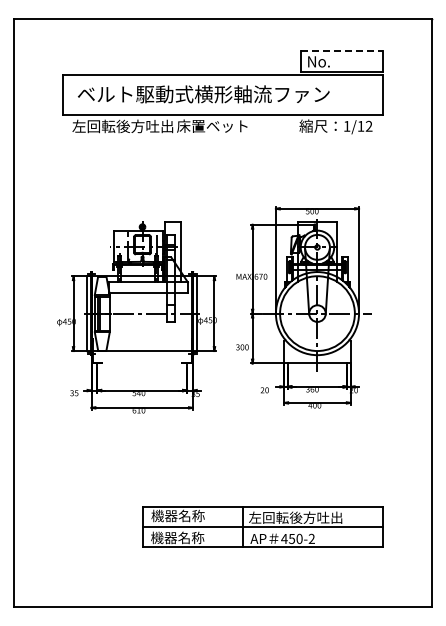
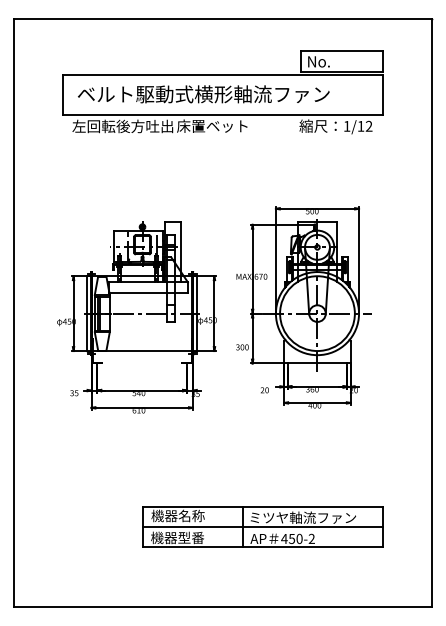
line: dashed -> solid (341, 51)
text: 左回転後方吐出 -> ミツヤ軸流ファン (302, 517)
text: 機器名称 -> 機器型番 (191, 537)
